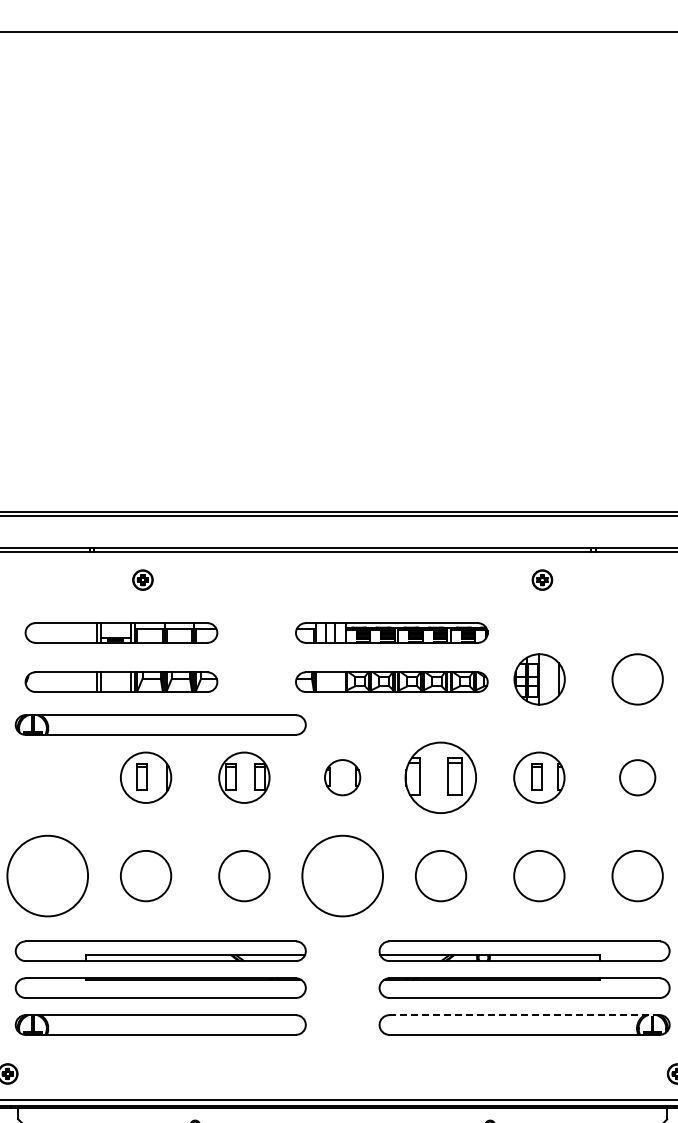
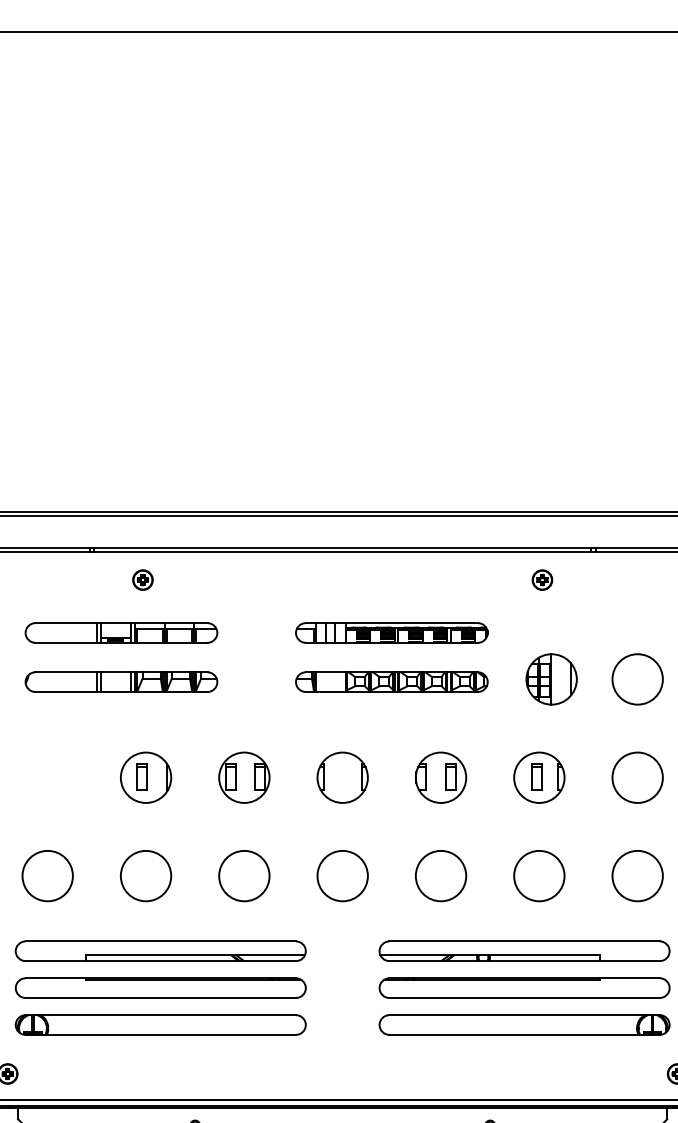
part position: (539, 679) -> (551, 679) (551, 679)
part: present -> none (160, 724)
part size: 38x38 px -> 53x53 px (342, 777)
part size: 73x73 px -> 53x53 px (441, 777)
circle diameter: 35 px -> 50 px (637, 777)
circle diameter: 81 px -> 50 px (47, 875)
circle diameter: 81 px -> 50 px (342, 875)
line: dashed -> solid (525, 1015)
